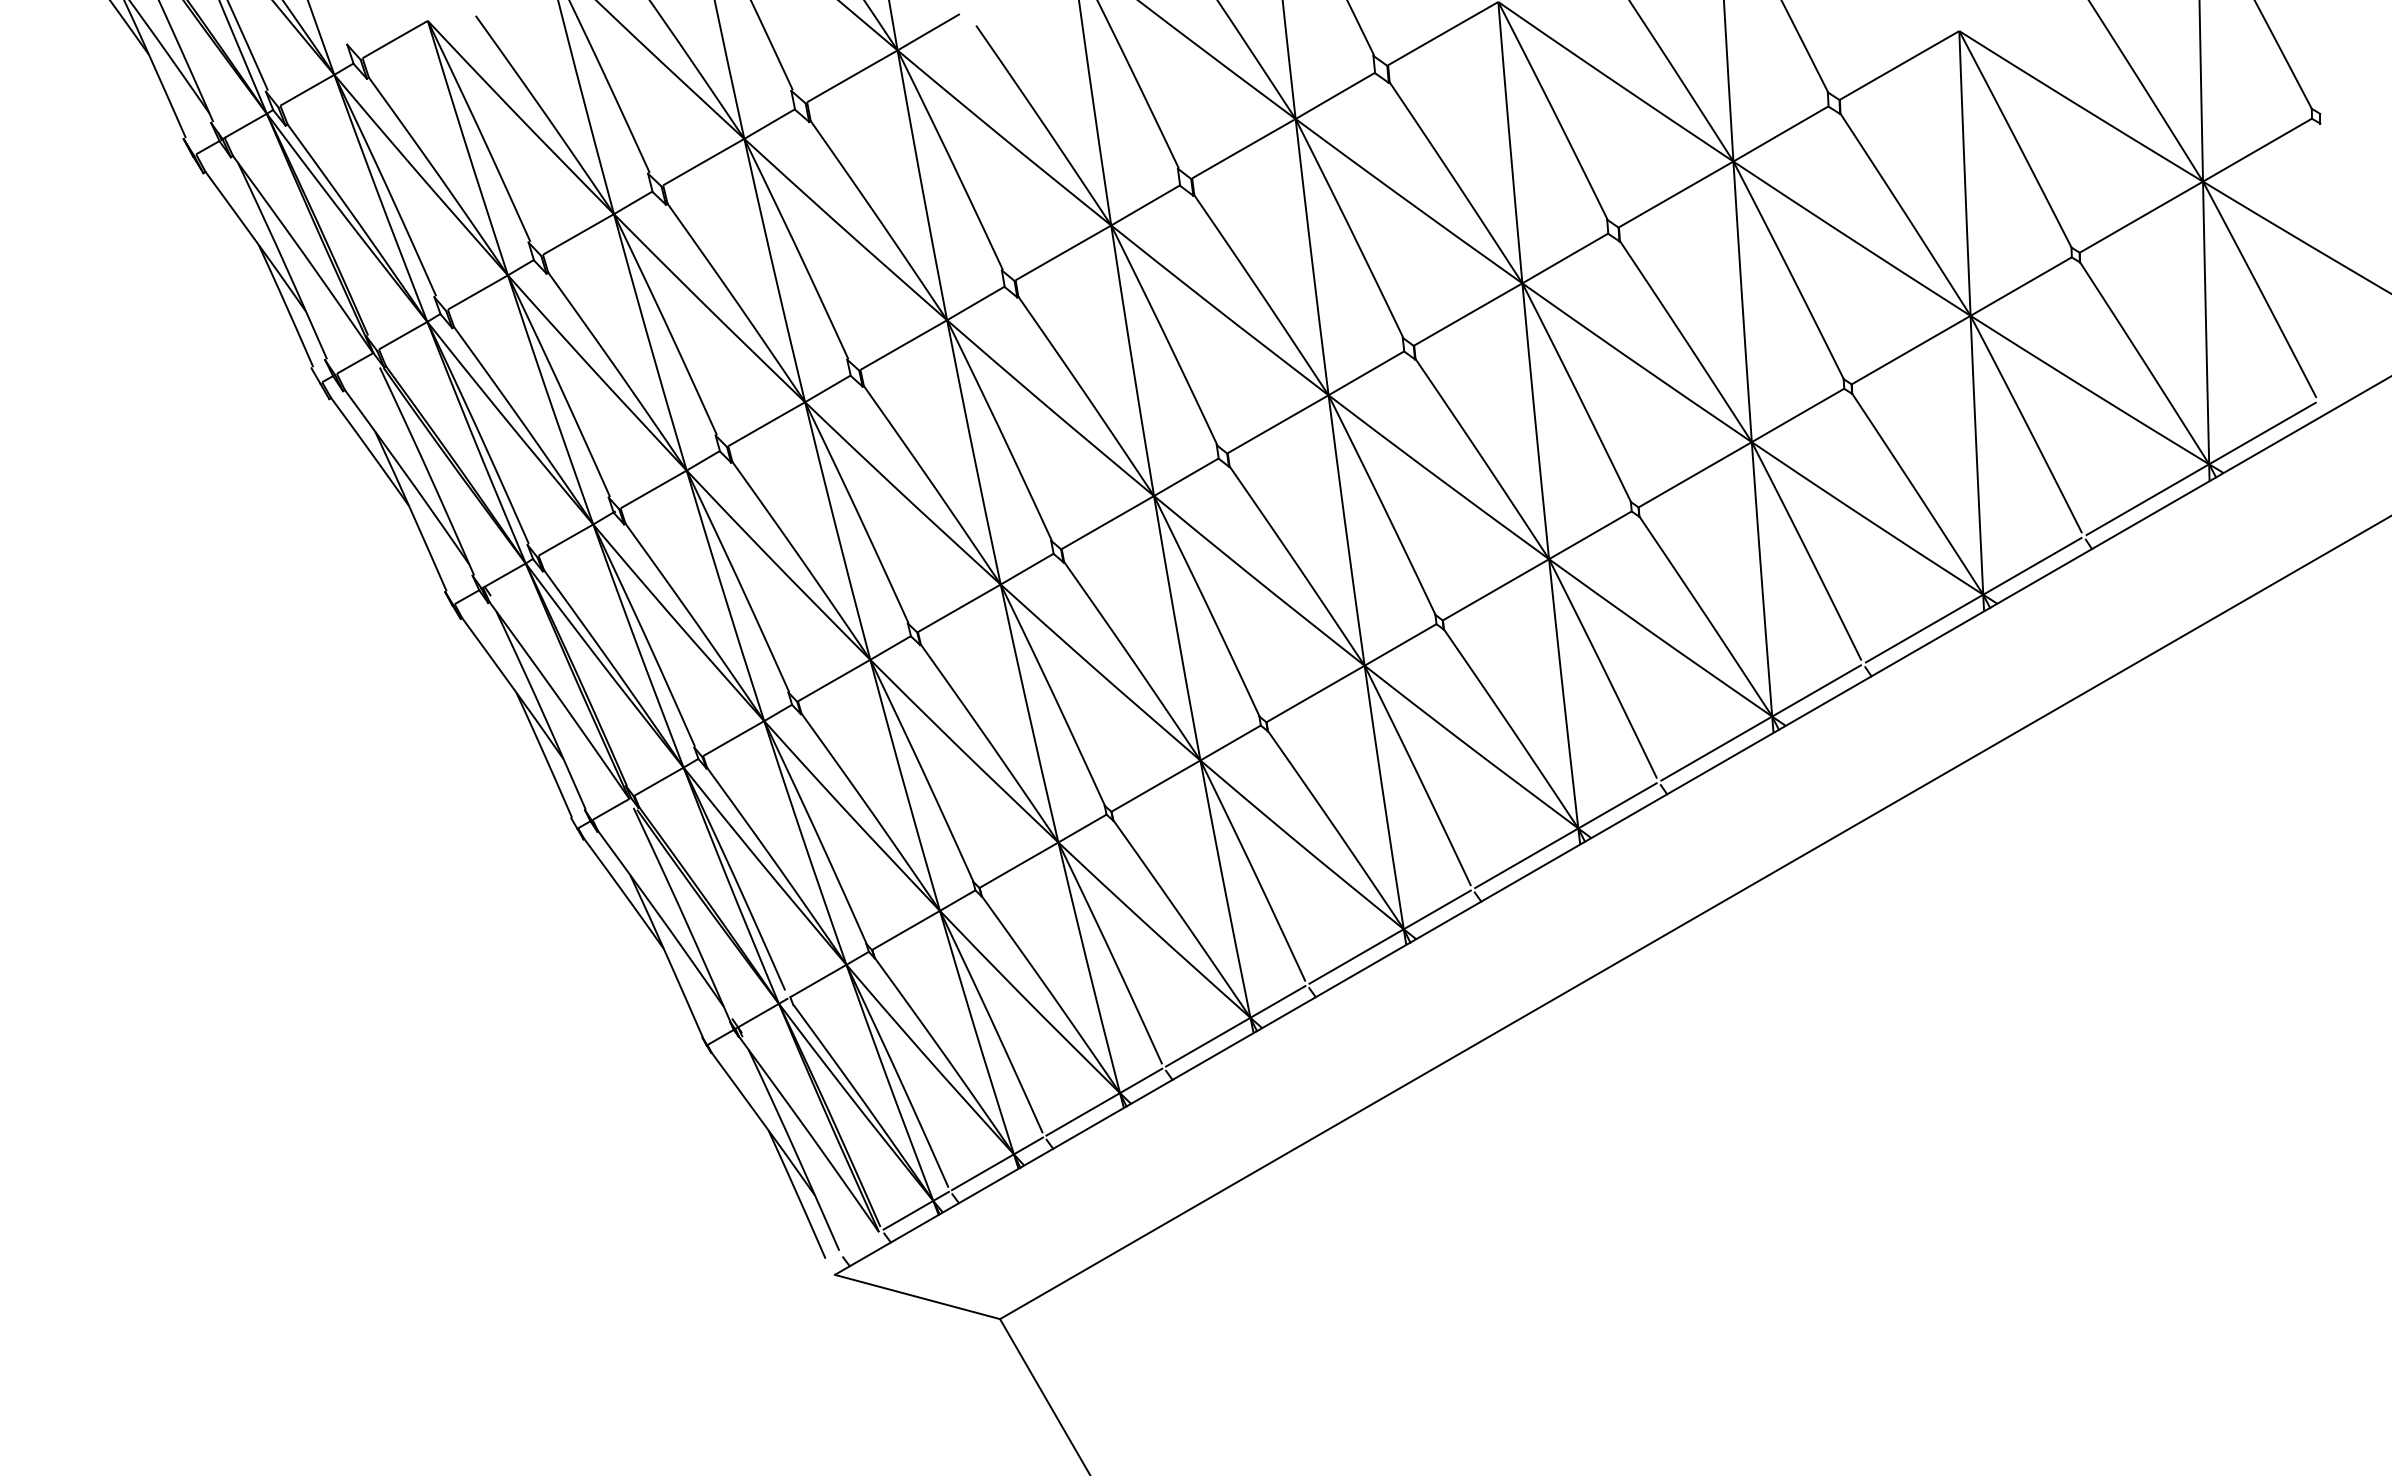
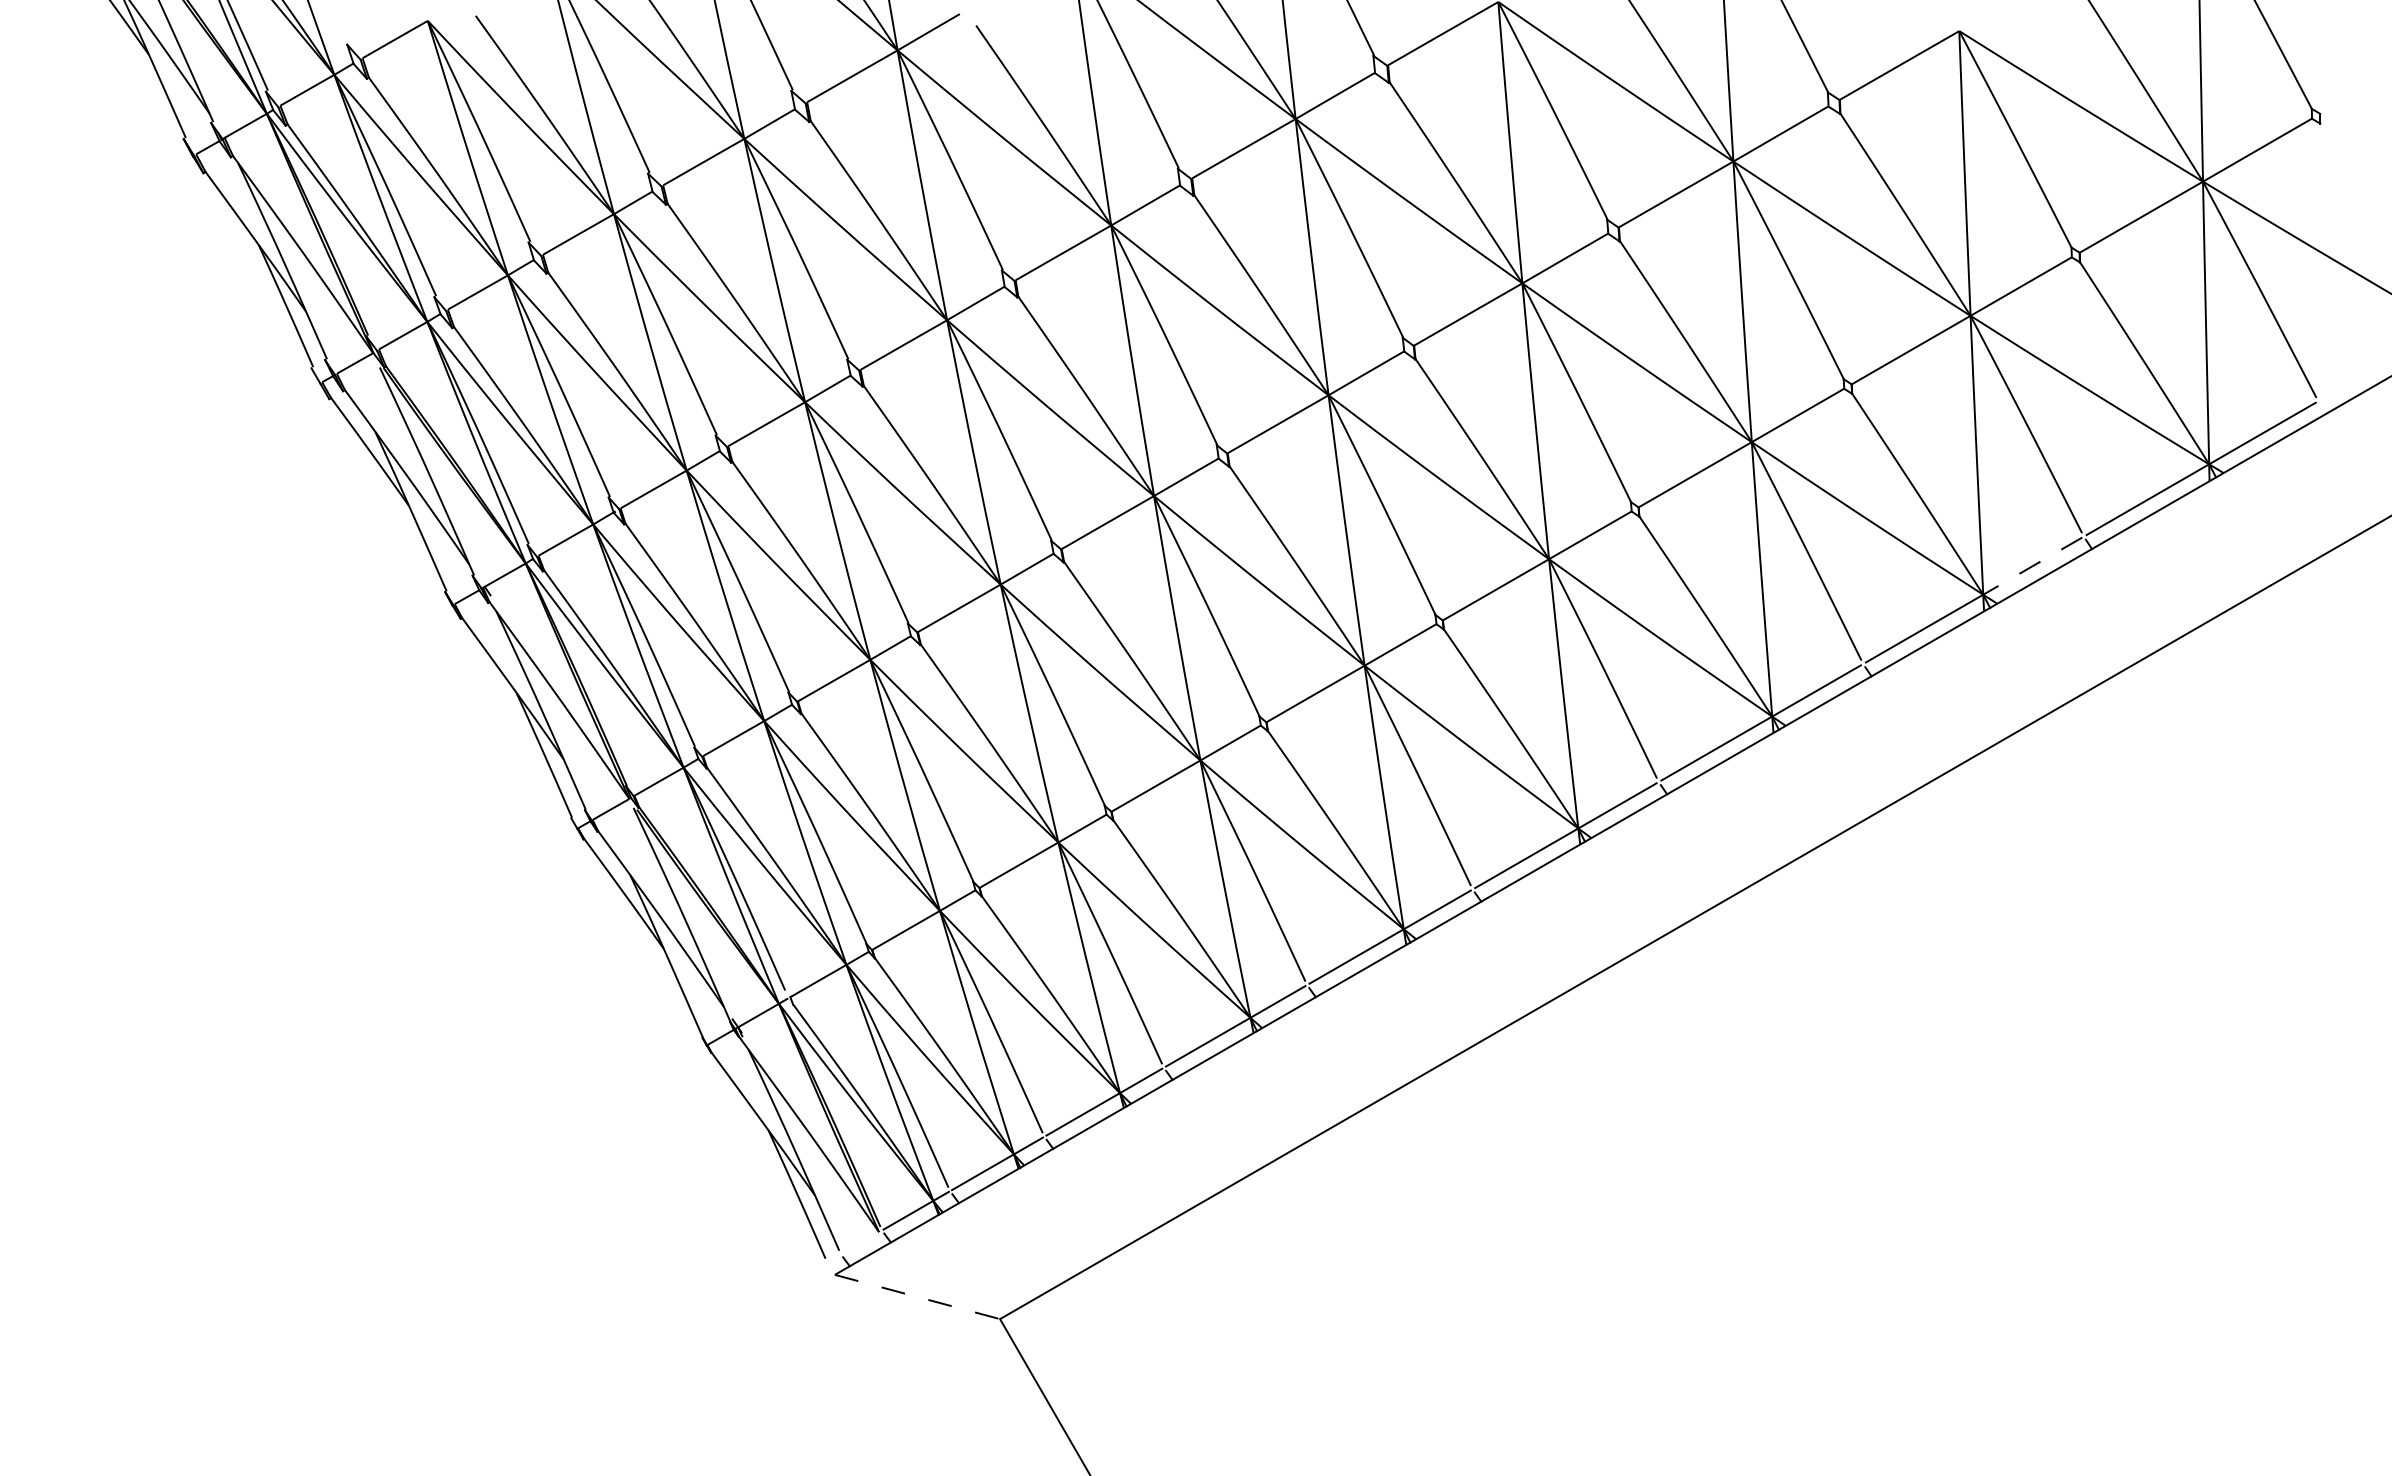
line: solid -> dashed (2032, 566)
line: solid -> dashed (917, 1297)
